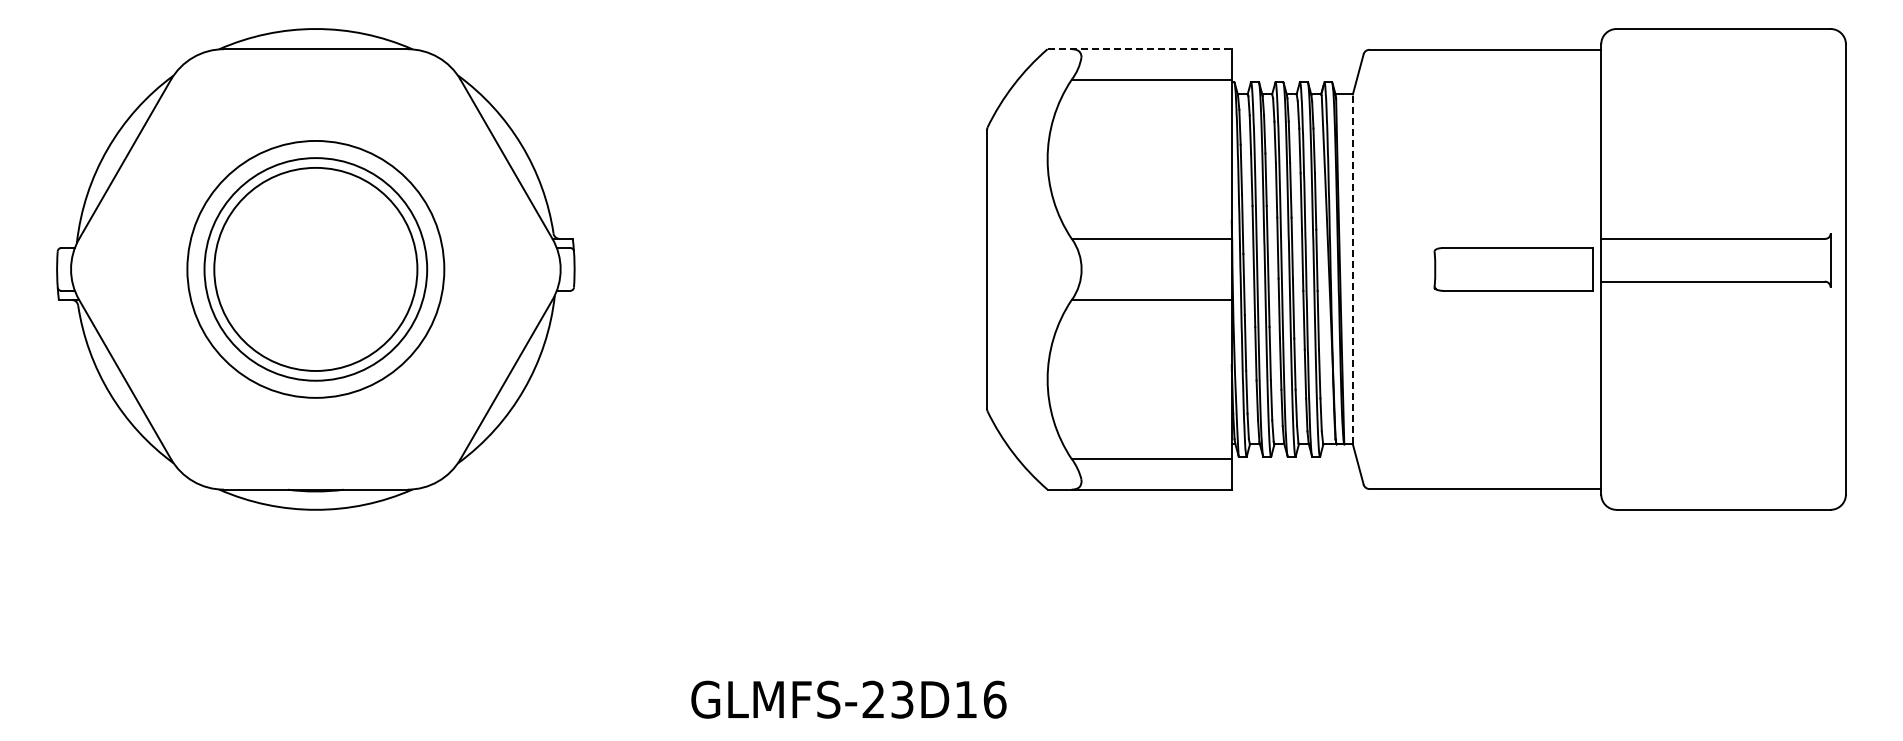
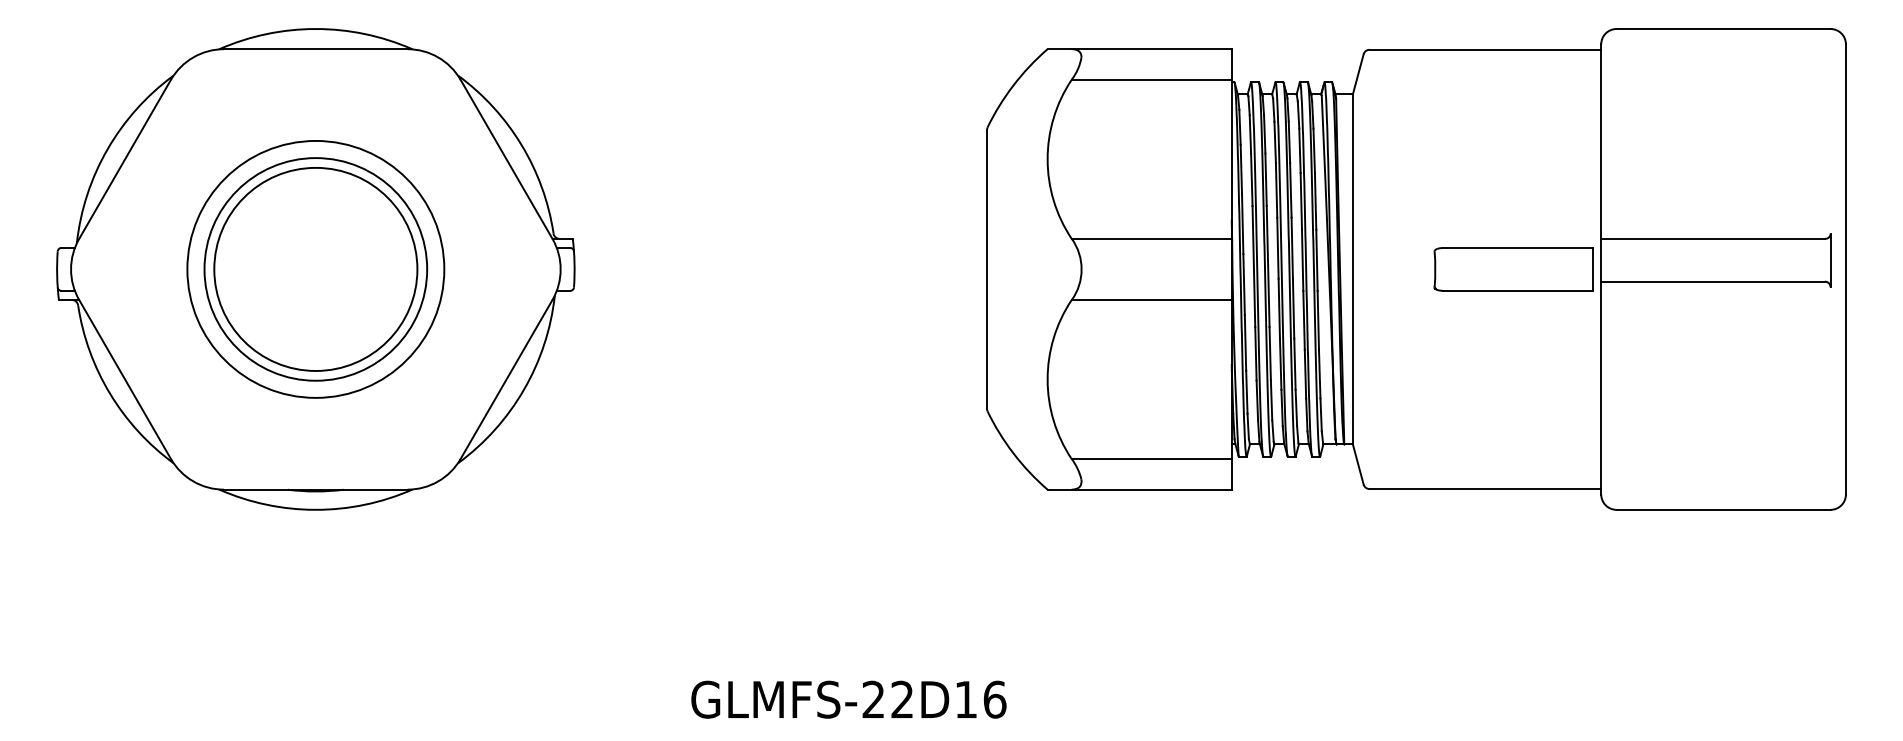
line: dashed -> solid (1140, 49)
line: dashed -> solid (1352, 269)
text: GLMFS-23D16 -> GLMFS-22D16 (902, 699)
